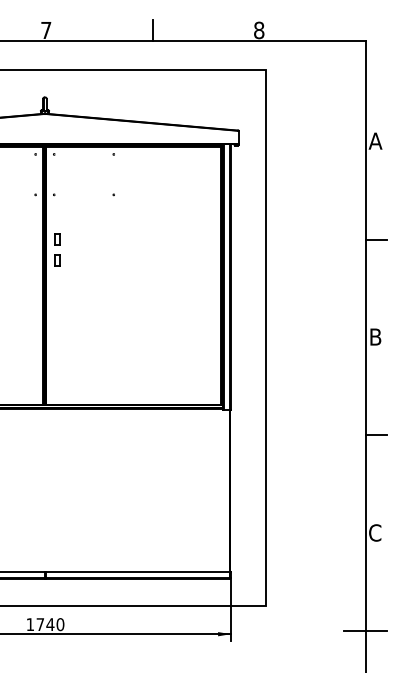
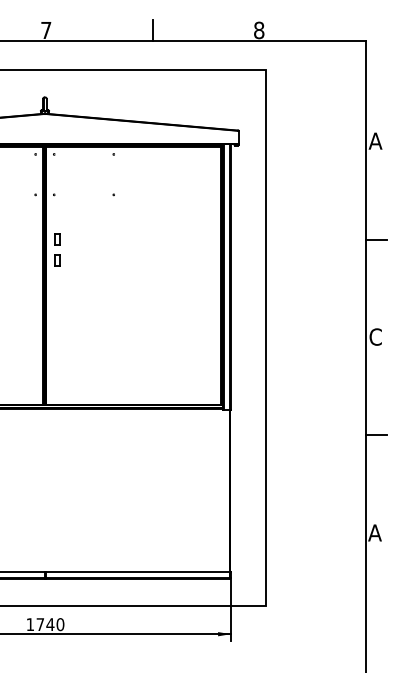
text: B -> C (375, 336)
text: C -> A (374, 532)
line: present -> none (365, 631)
